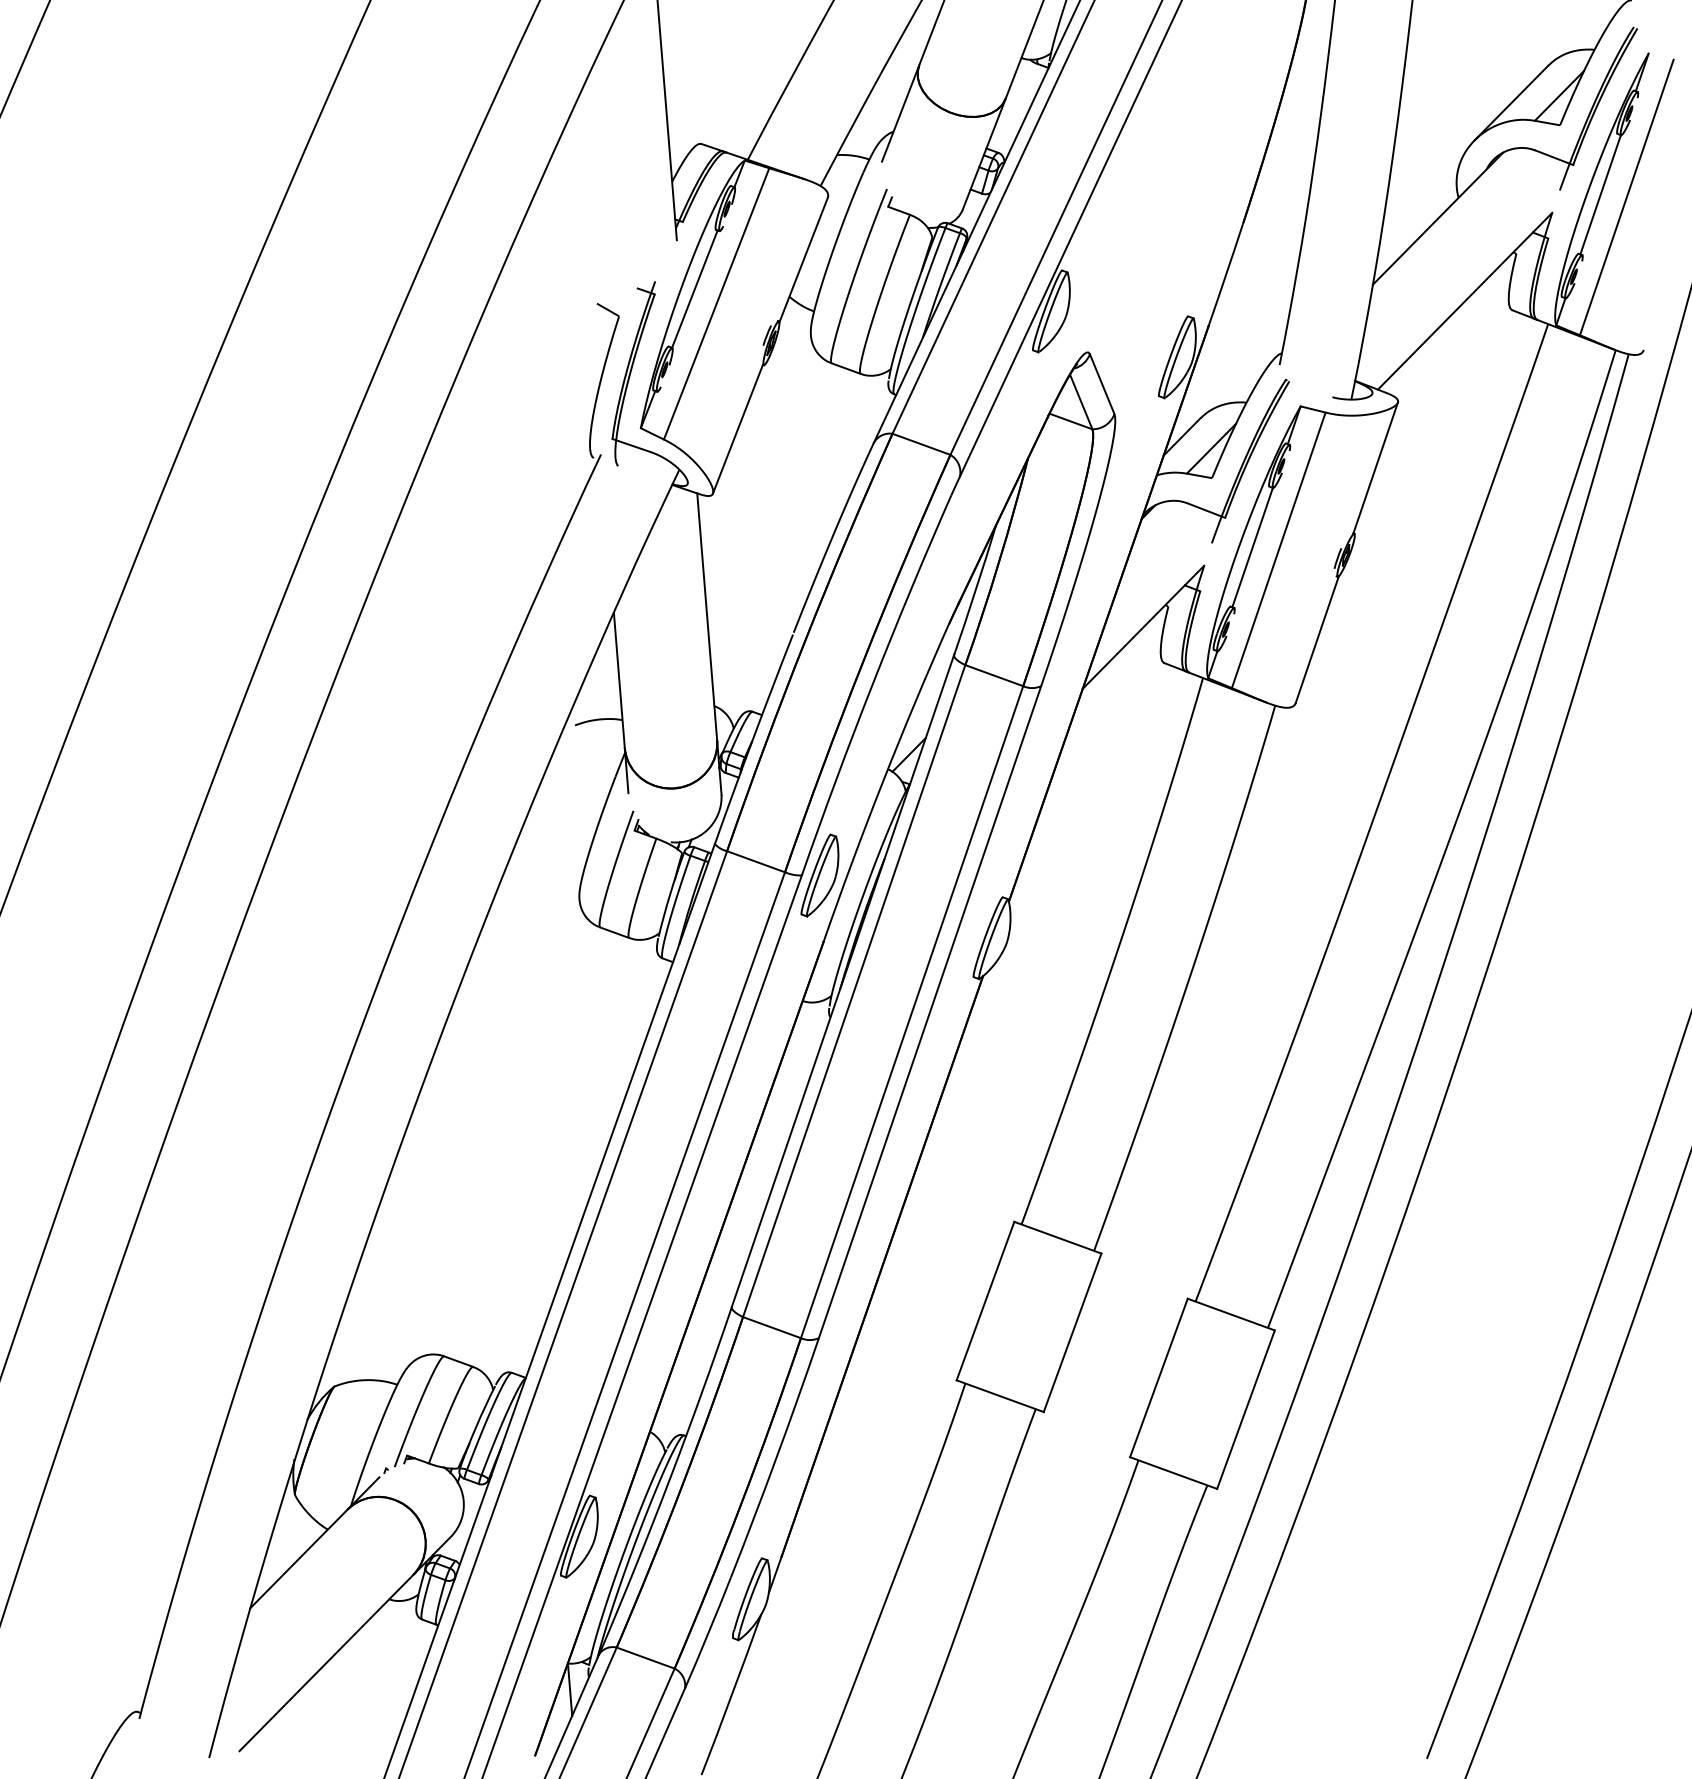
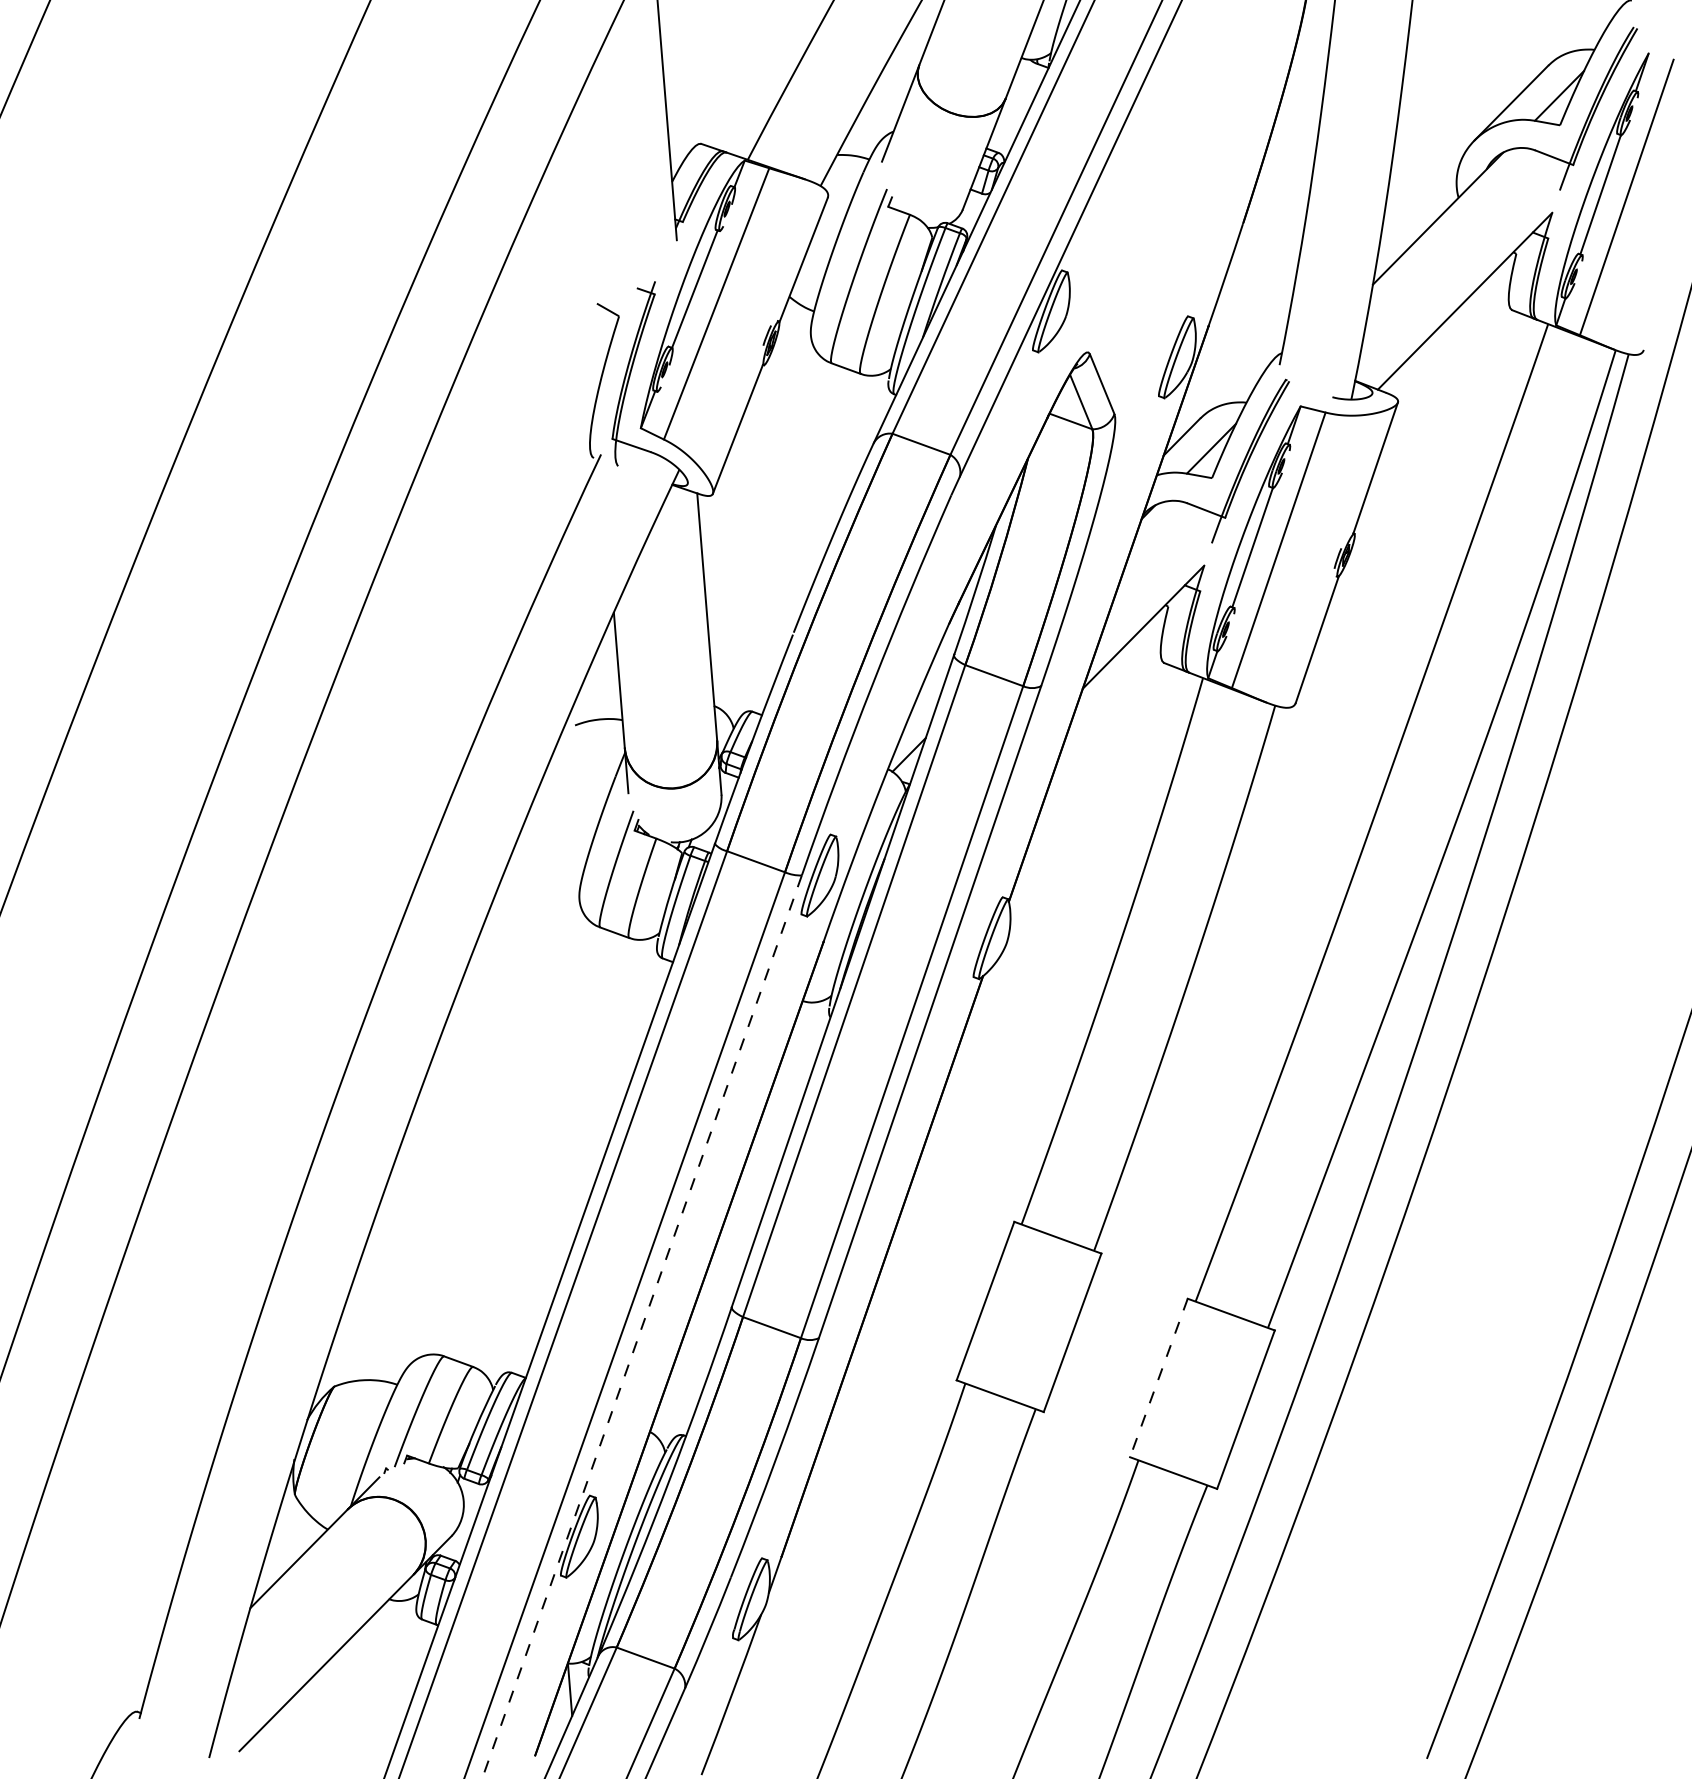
line: solid -> dashed (642, 1326)
line: solid -> dashed (1158, 1378)
